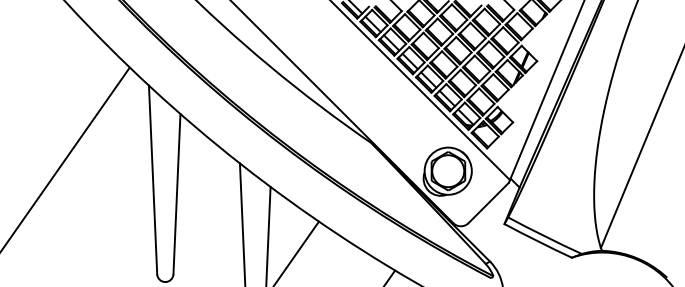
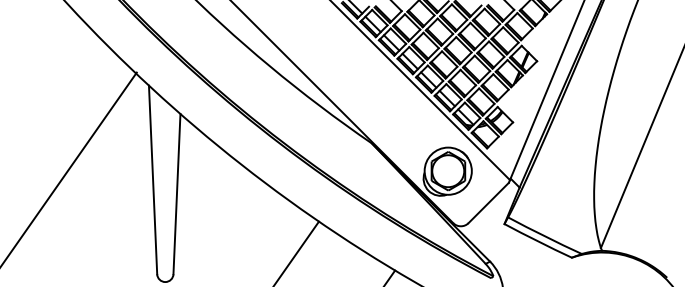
line position: (65, 158) -> (69, 168) (69, 168)
line: present -> none (242, 223)
line: present -> none (268, 234)
